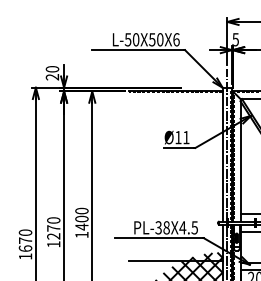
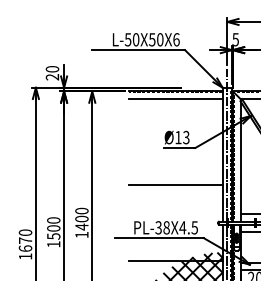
line: none -> present (175, 99)
text: Ø11 -> Ø13 (186, 137)
line: none -> present (175, 185)
text: 1270 -> 1500 (53, 232)
